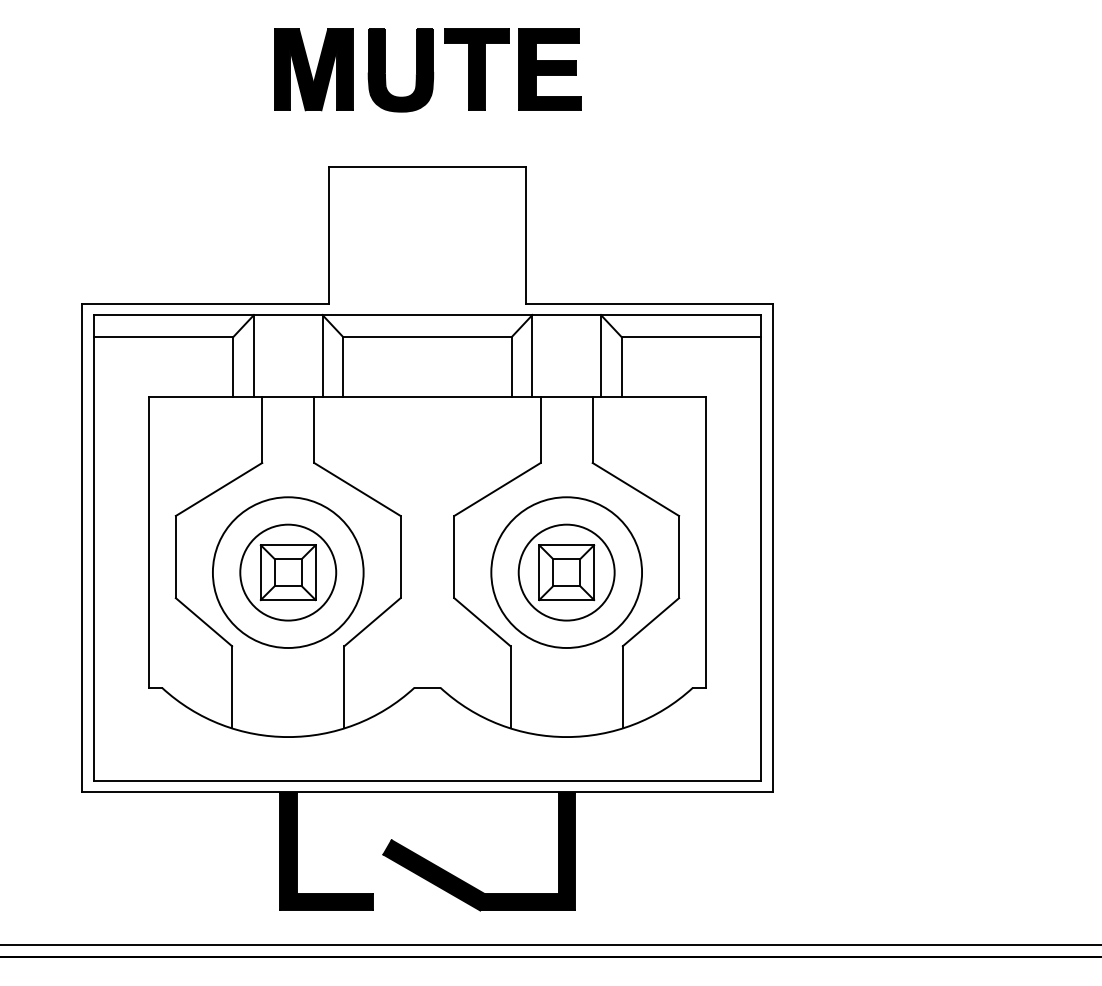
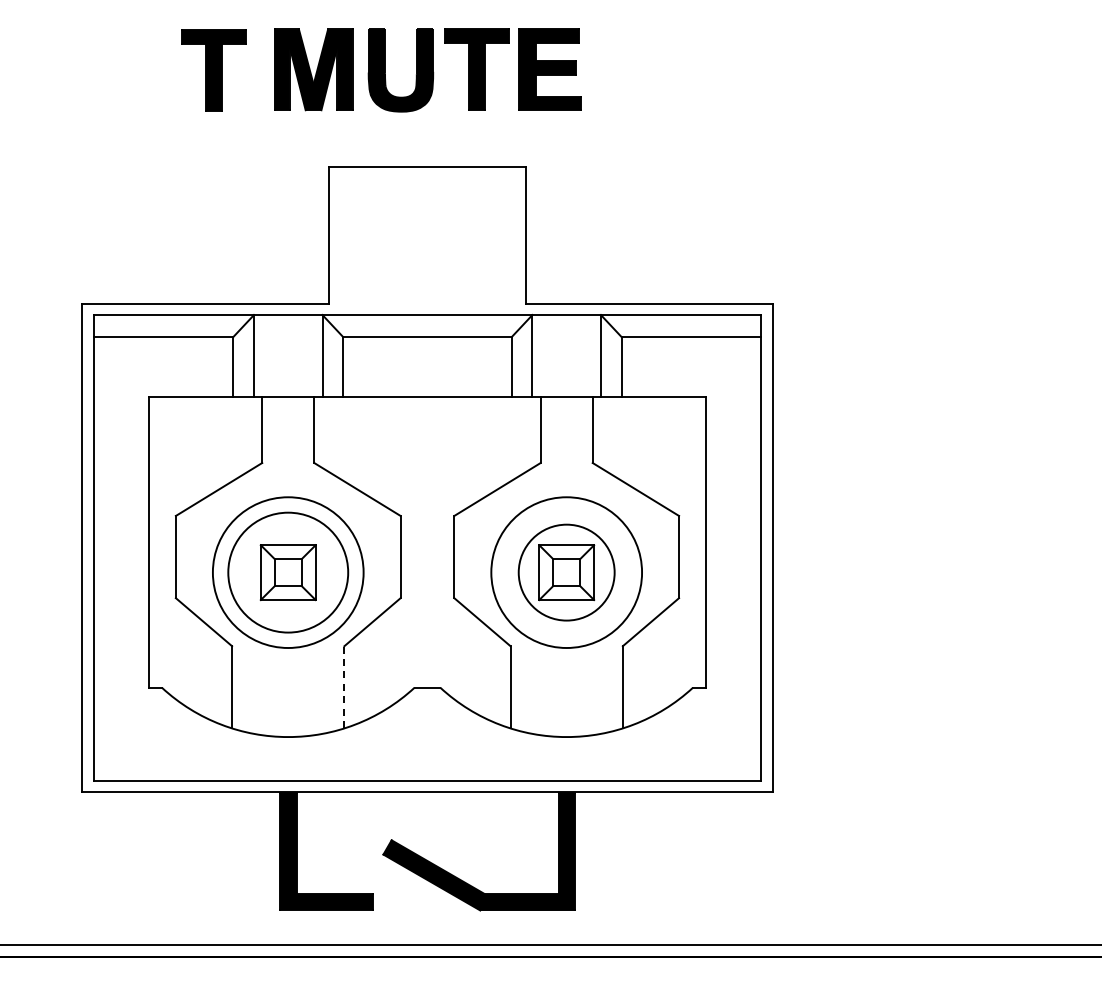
part: none -> present (213, 70)
circle diameter: 96 px -> 120 px (288, 572)
line: solid -> dashed (344, 686)
